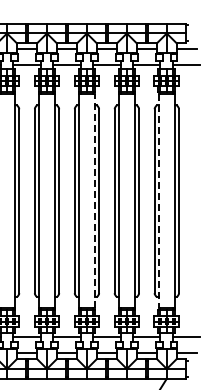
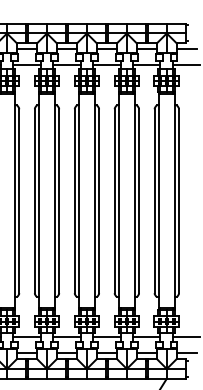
line: dashed -> solid (94, 201)
line: dashed -> solid (159, 201)
